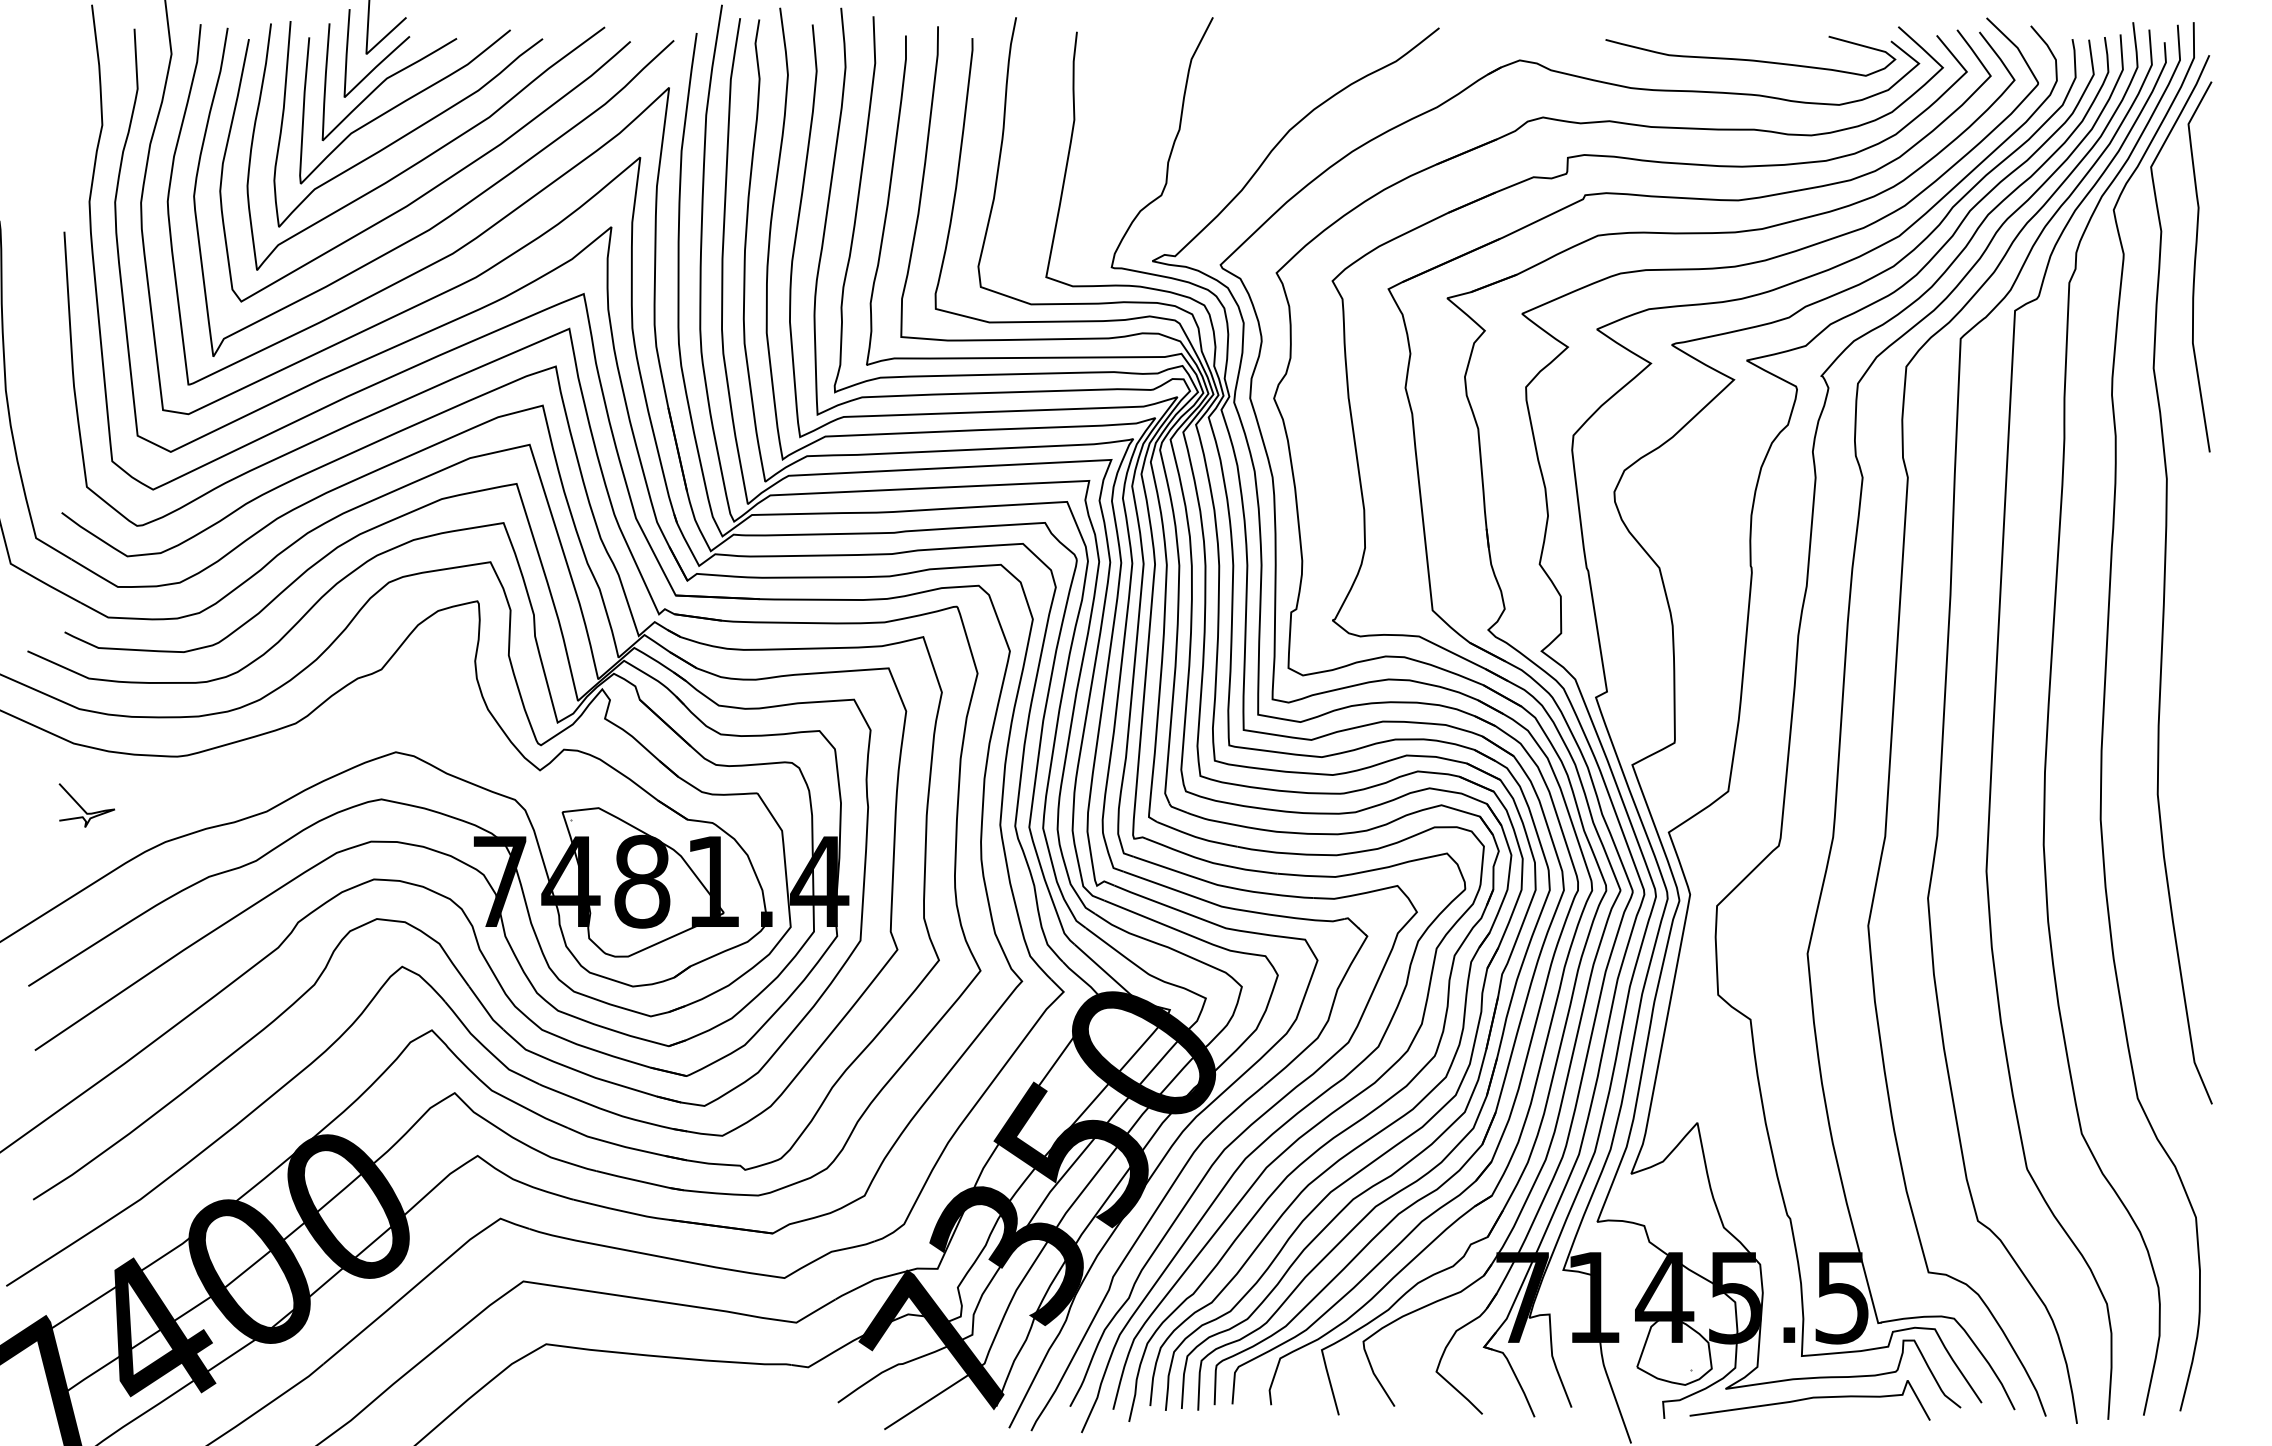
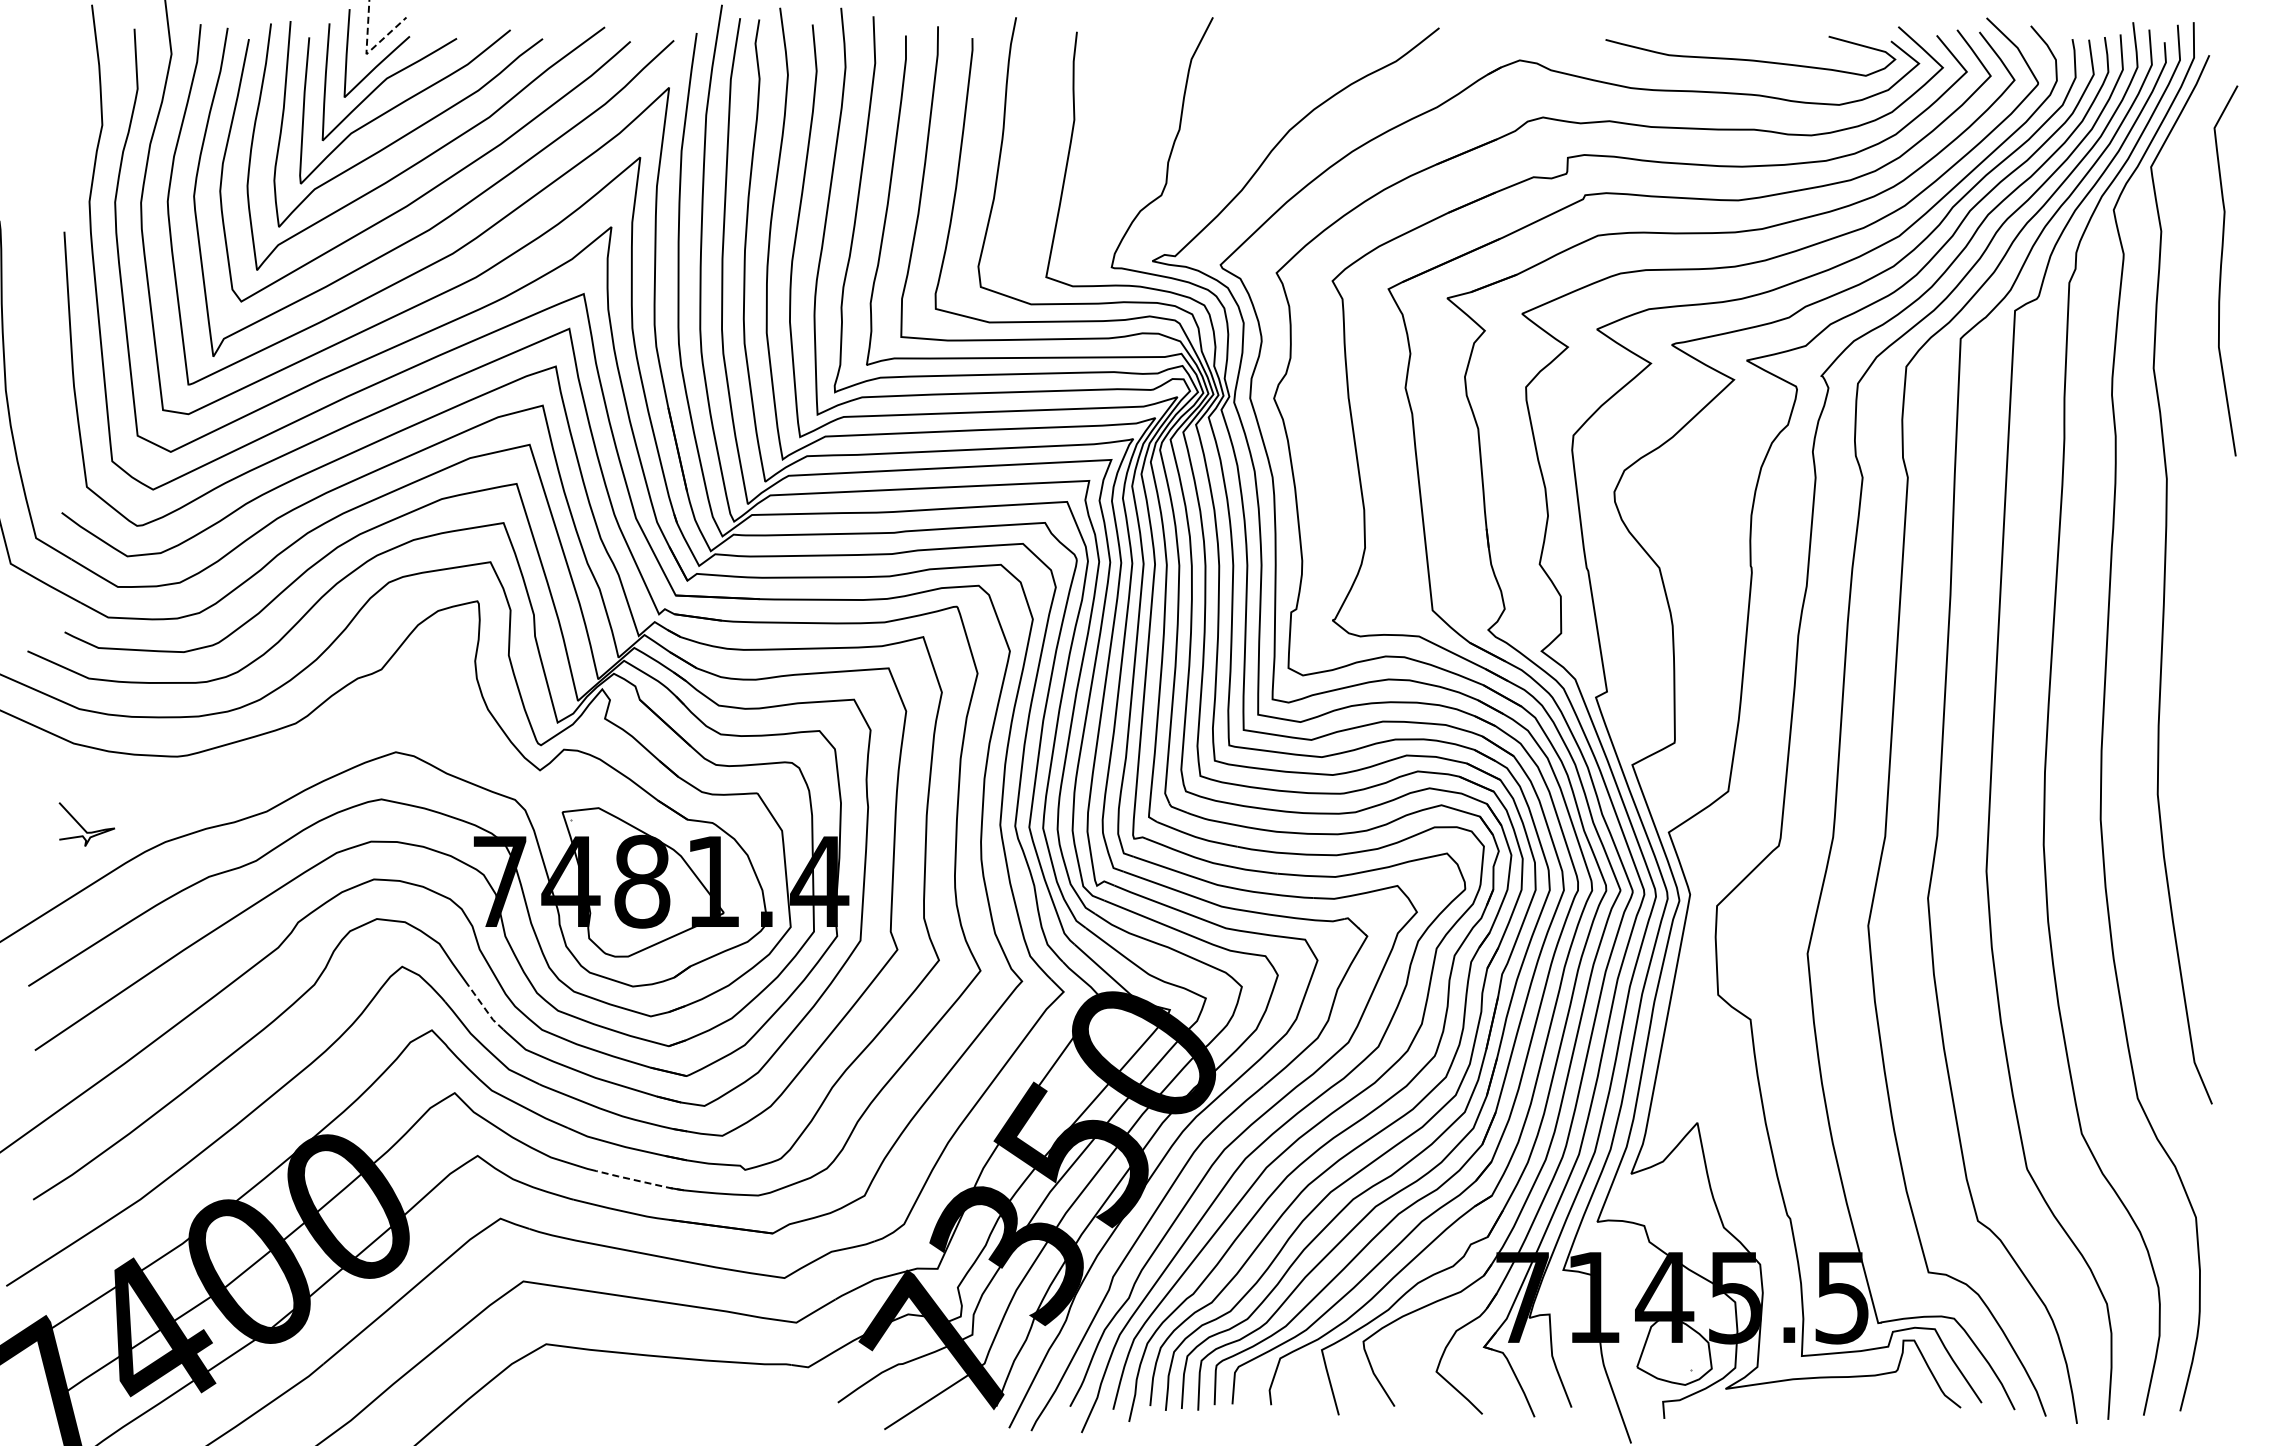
line: solid -> dashed (366, 54)
curve position: (2195, 266) -> (2221, 270) (2221, 270)
curve position: (83, 808) -> (83, 827) (83, 827)
line: solid -> dashed (485, 1009)
line: solid -> dashed (639, 1181)
curve: present -> none (1809, 1399)
